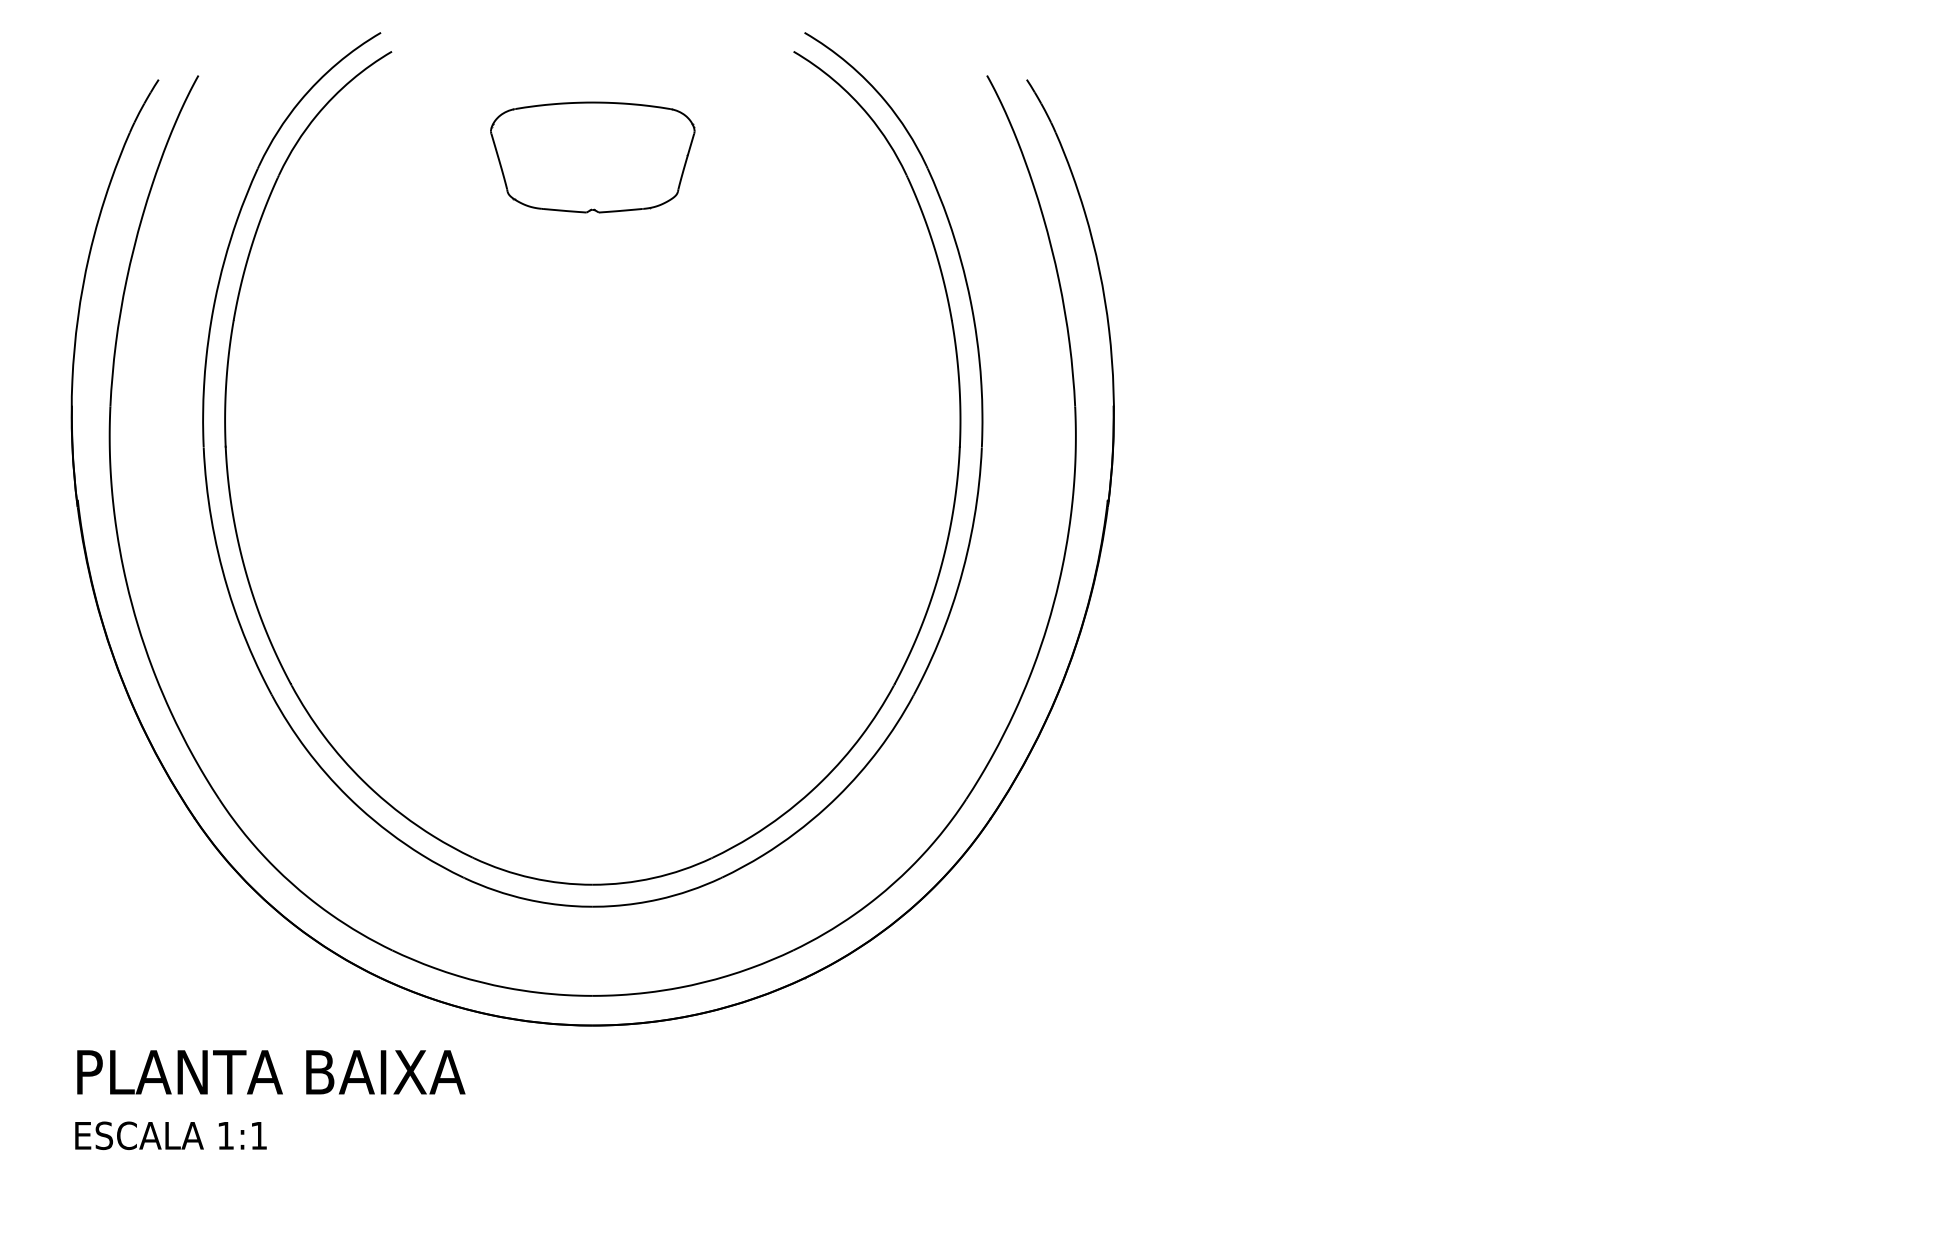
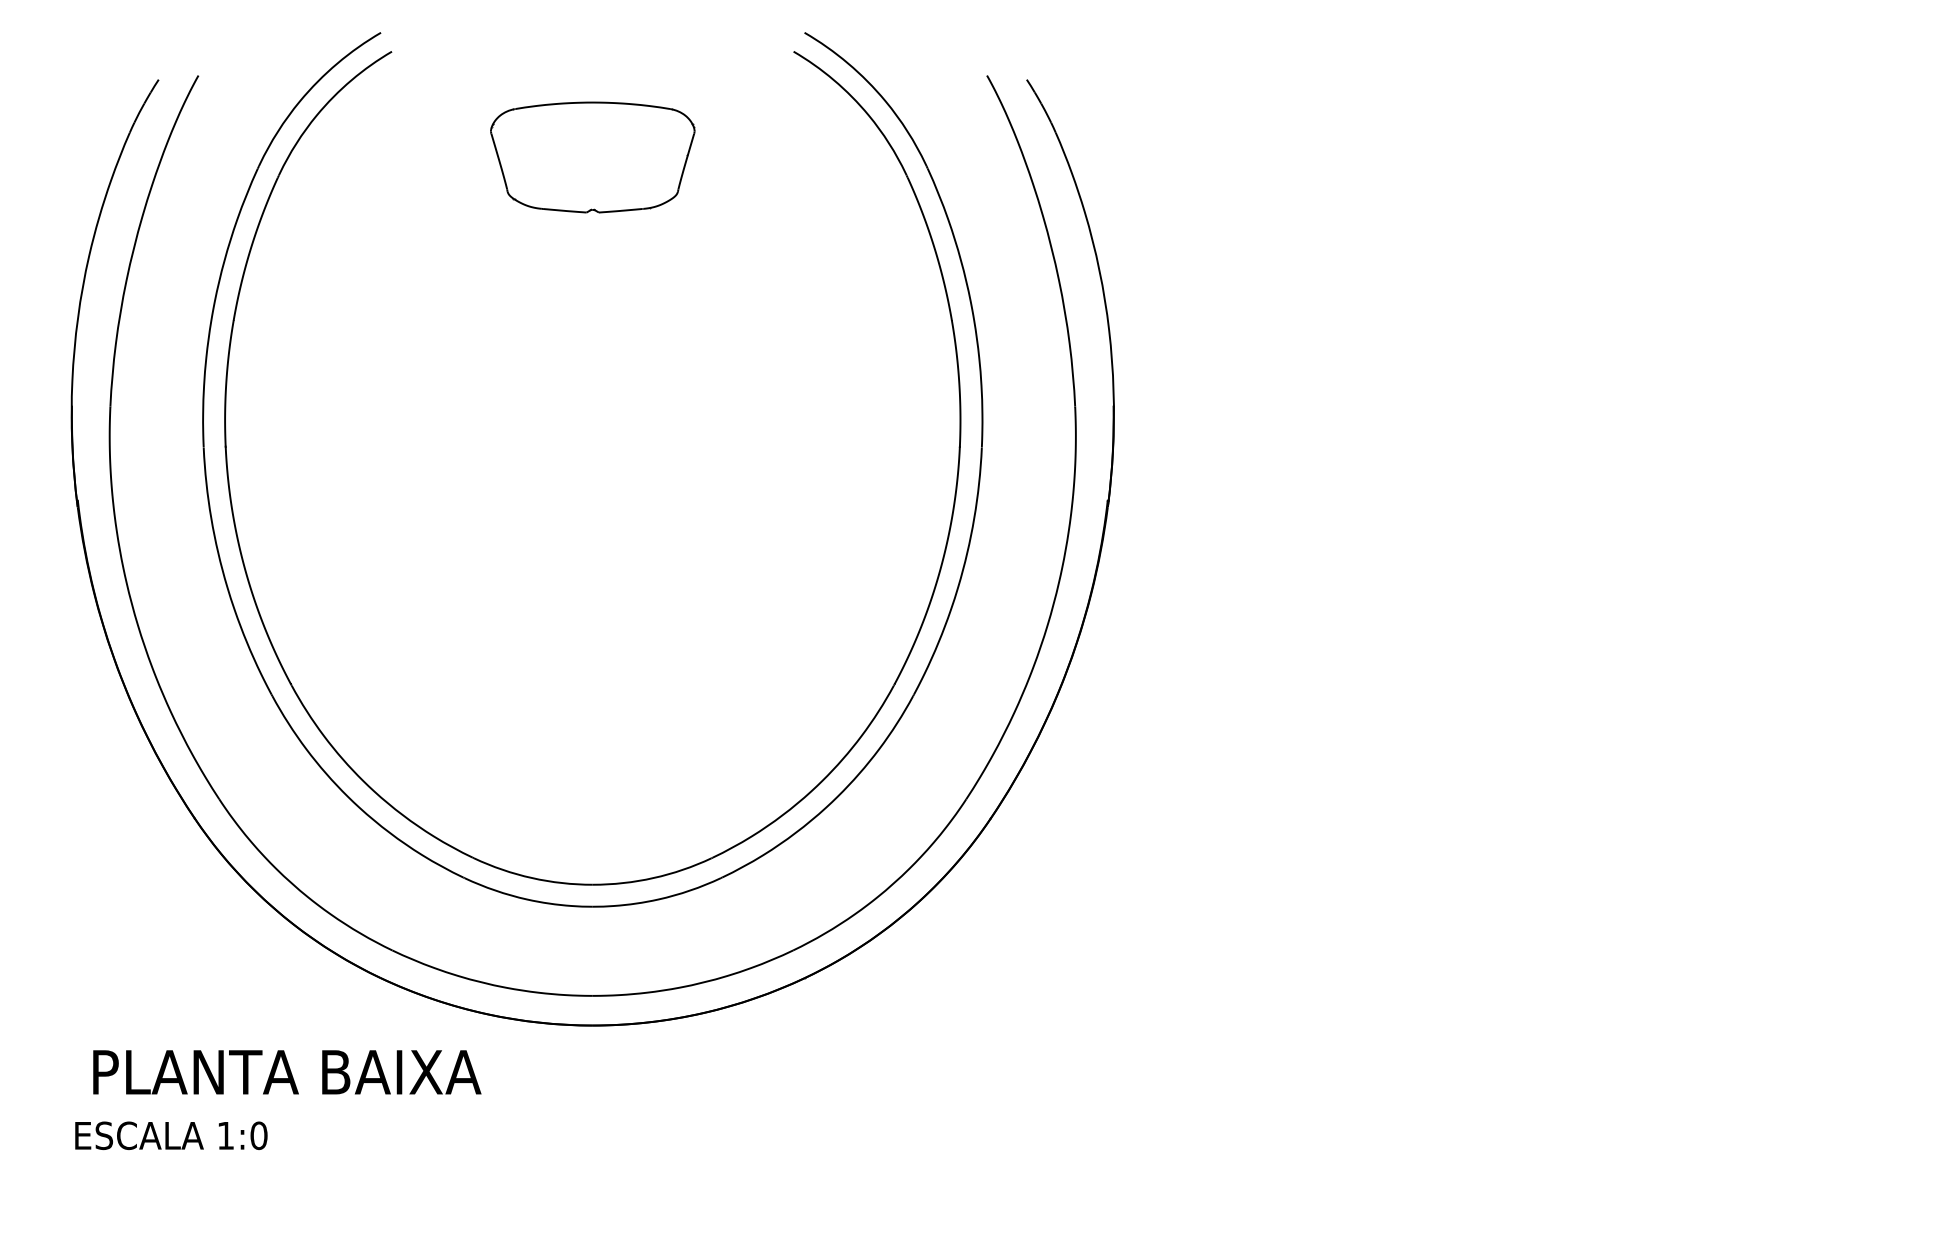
text position: (271, 1072) -> (287, 1072) (287, 1072)
text: 1:1 -> 1:0 (258, 1135)
